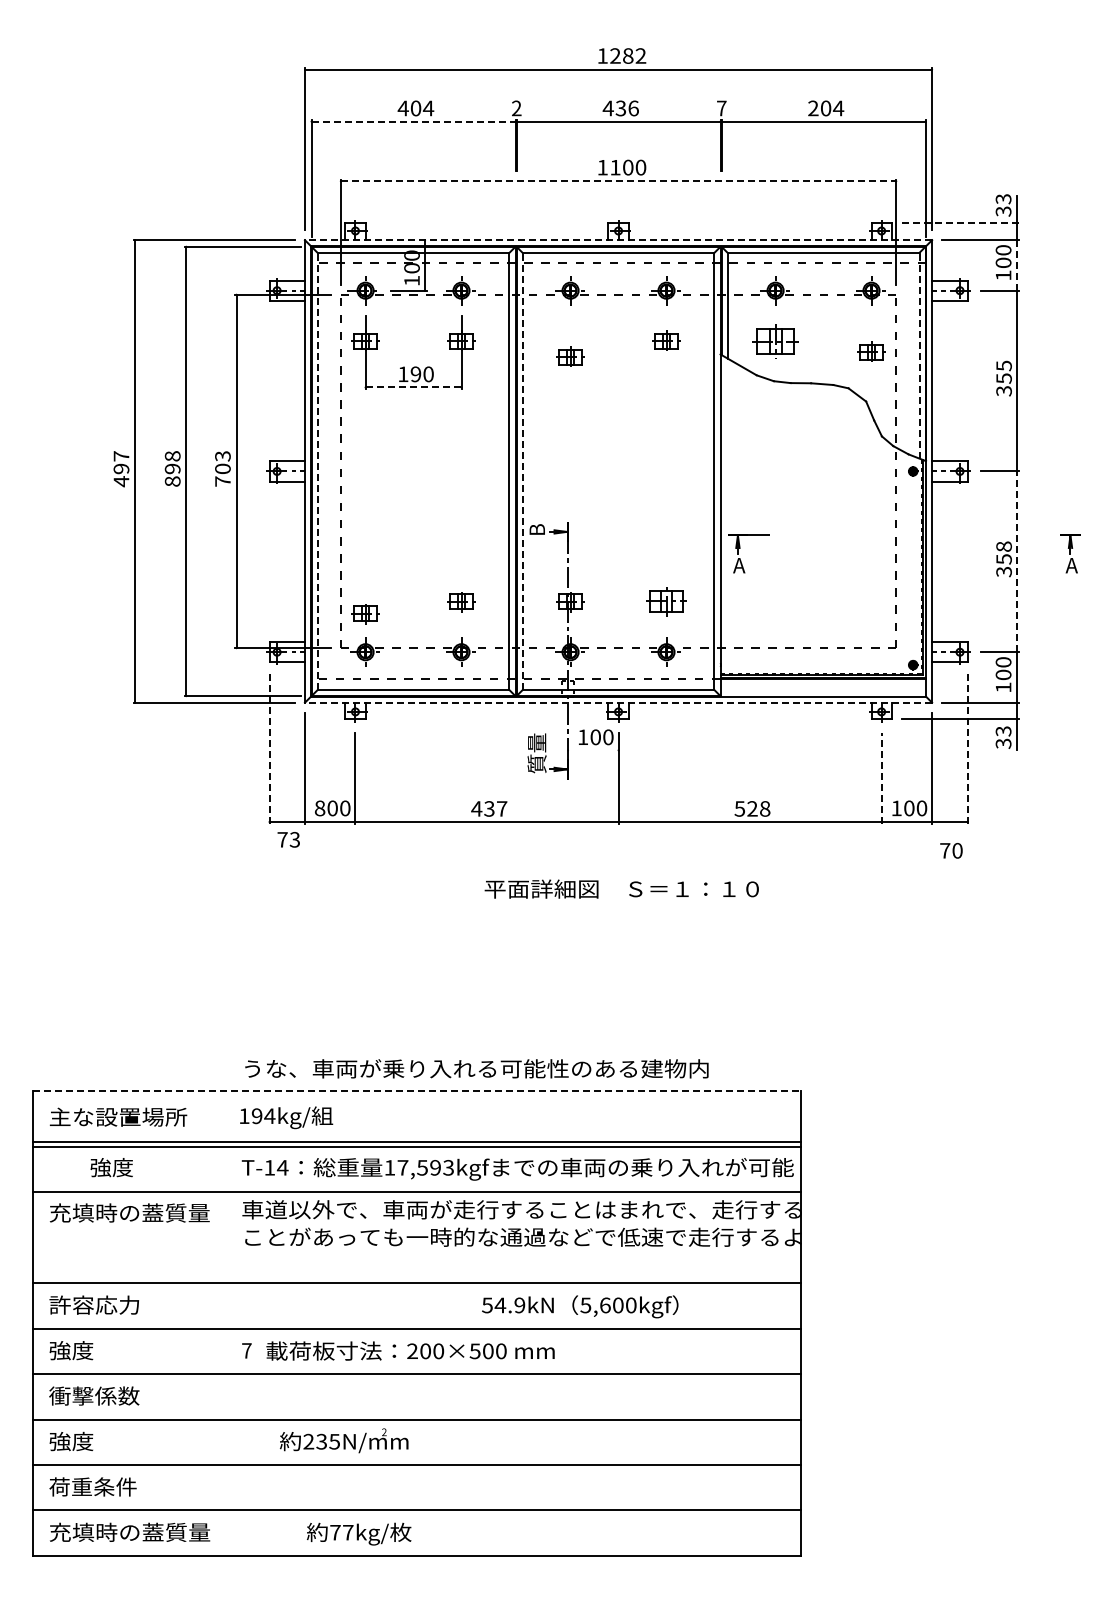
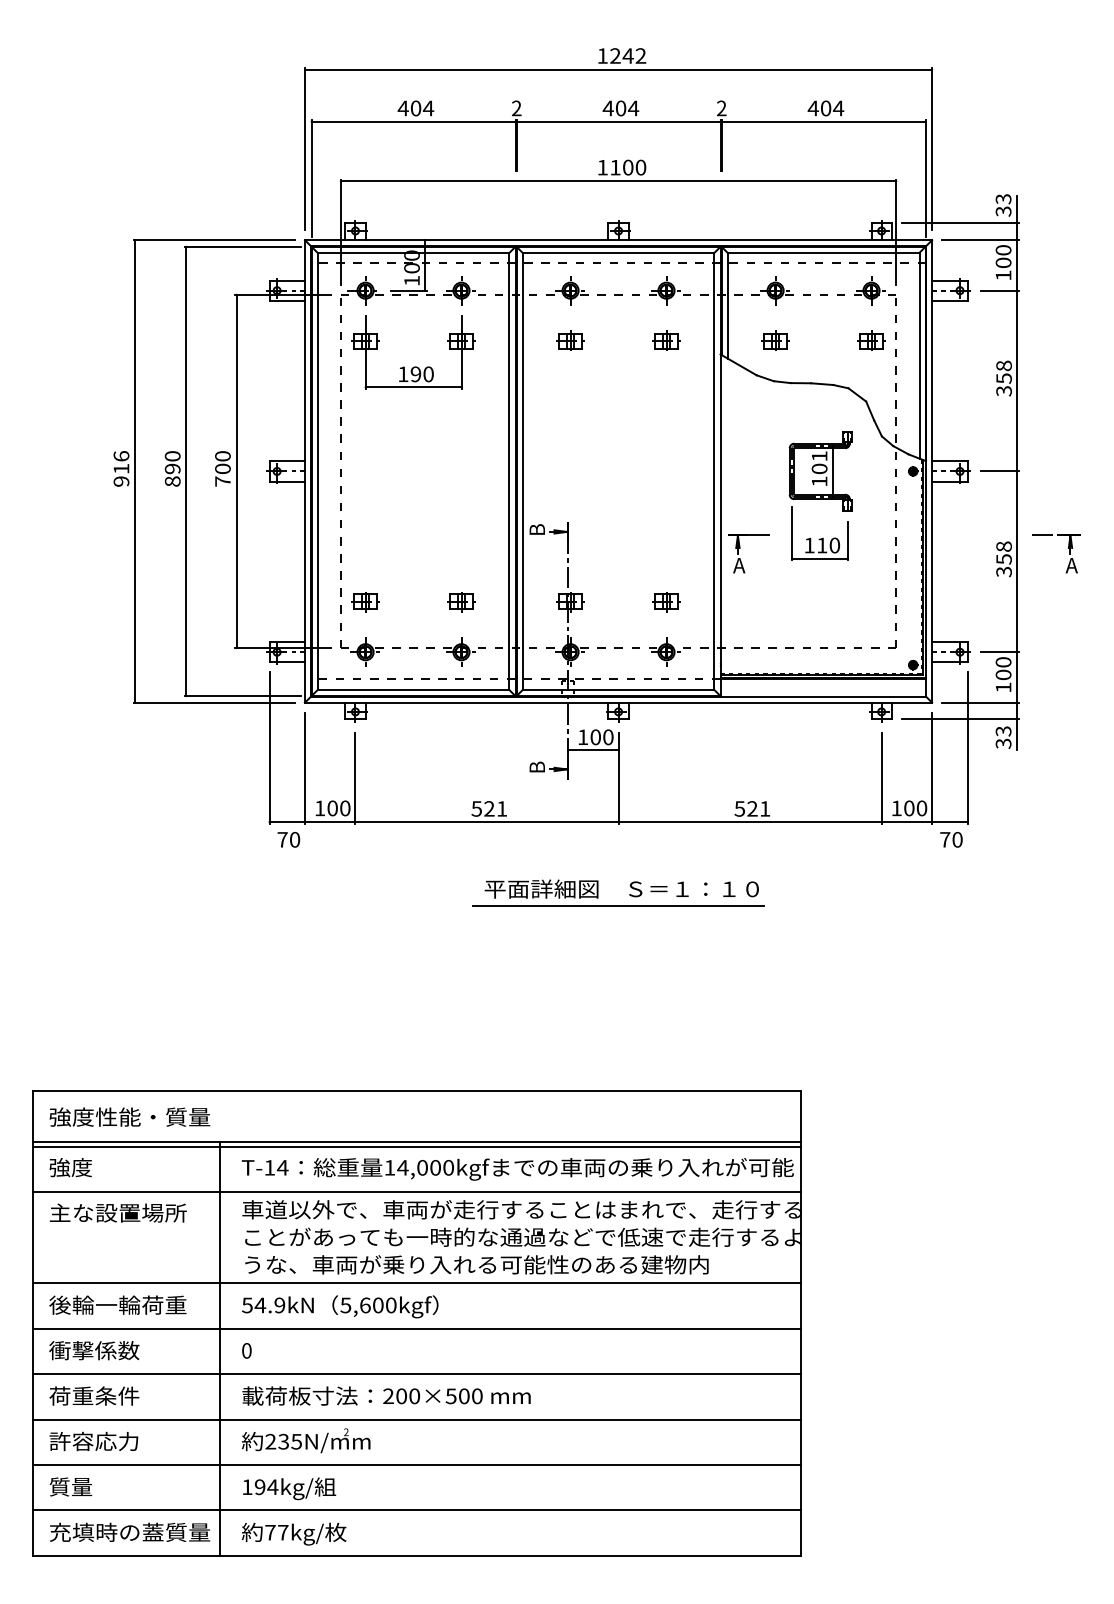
text: 1282 -> 1242 (627, 55)
text: 436 -> 404 (627, 108)
text: 7 -> 2 (721, 108)
text: 204 -> 404 (812, 108)
line: dashed -> solid (413, 121)
line: dashed -> solid (618, 181)
line: dashed -> solid (959, 223)
line: dashed -> solid (618, 240)
line: dashed -> solid (1017, 265)
part size: 47x35 px -> 29x21 px (775, 340)
part position: (871, 351) -> (871, 340) (871, 340)
line: dashed -> solid (919, 355)
part position: (570, 356) -> (570, 340) (570, 340)
text: 355 -> 358 (1003, 365)
line: dashed -> solid (413, 387)
text: 898 -> 890 (172, 456)
text: 703 -> 700 (222, 456)
text: 497 -> 916 (121, 469)
line: dashed -> solid (317, 471)
line: dashed -> solid (522, 471)
part: none -> present (820, 495)
line: none -> present (1045, 534)
line: dashed -> solid (1017, 561)
part size: 41x30 px -> 29x21 px (666, 602)
part position: (365, 614) -> (365, 602) (365, 602)
line: dashed -> solid (618, 702)
line: dashed -> solid (269, 747)
line: dashed -> solid (967, 747)
line: none -> present (593, 750)
text: 質量 -> B (536, 753)
line: dashed -> solid (881, 777)
text: 800 -> 100 (319, 808)
text: 437 -> 521 (489, 808)
text: 528 -> 521 (765, 808)
text: 73 -> 70 (294, 839)
text position: (951, 850) -> (951, 839) (951, 839)
line: none -> present (618, 906)
text position: (476, 1068) -> (476, 1264) (476, 1264)
line: dashed -> solid (417, 1091)
text: 主な設置場所 -> 強度性能・質量 (129, 1116)
text position: (286, 1117) -> (289, 1488) (289, 1488)
text position: (111, 1167) -> (70, 1167) (70, 1167)
text: 17,593kgf -> 14,000kgf (425, 1167)
text: 充填時の蓋質量 -> 主な設置場所 (129, 1212)
text: 許容応力 -> 後輪一輪荷重 (117, 1304)
text position: (580, 1306) -> (340, 1306) (340, 1306)
line: none -> present (220, 1348)
text: 強度 -> 衝撃係数 (94, 1350)
text: 7 -> 0 (246, 1350)
text position: (410, 1350) -> (386, 1395) (386, 1395)
text: 衝撃係数 -> 荷重条件 (94, 1395)
text position: (344, 1440) -> (306, 1440) (306, 1440)
text: 強度 -> 許容応力 (93, 1441)
text: 荷重条件 -> 質量 (92, 1486)
text position: (359, 1533) -> (294, 1533) (294, 1533)
